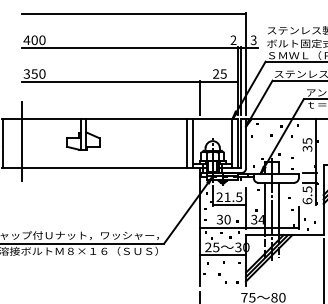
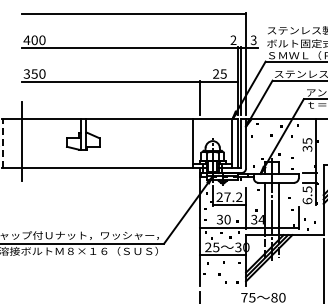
line: solid -> dashed (3, 143)
line: present -> none (187, 143)
text: 21.5 -> 27.2 (233, 197)
